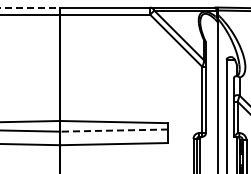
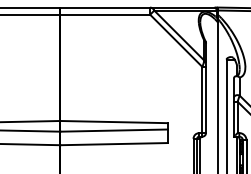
line: dashed -> solid (30, 7)
line: dashed -> solid (114, 130)
